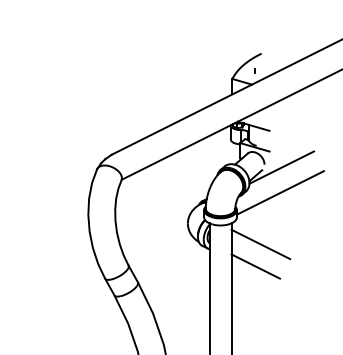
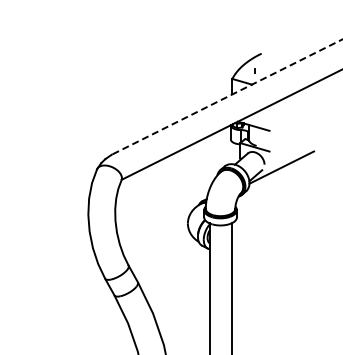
line: solid -> dashed (226, 97)
line: present -> none (279, 192)
line: present -> none (260, 244)
line: present -> none (255, 266)
